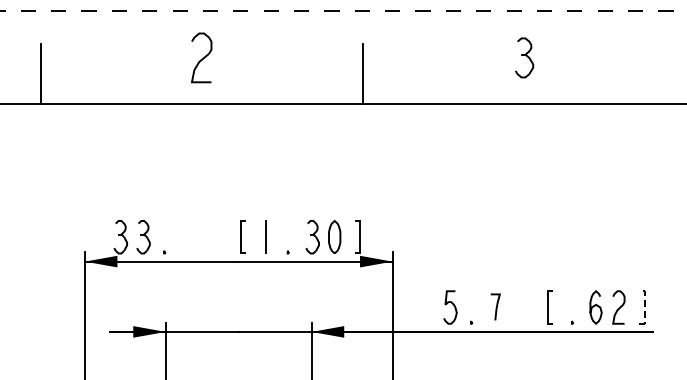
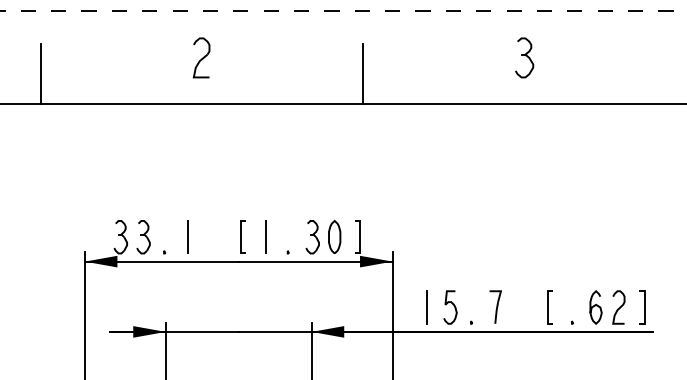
part size: 22x52 px -> 19x42 px (201, 57)
line: none -> present (188, 236)
part size: 11x28 px -> 13x34 px (495, 306)
line: none -> present (426, 307)
line: dashed -> solid (644, 307)
